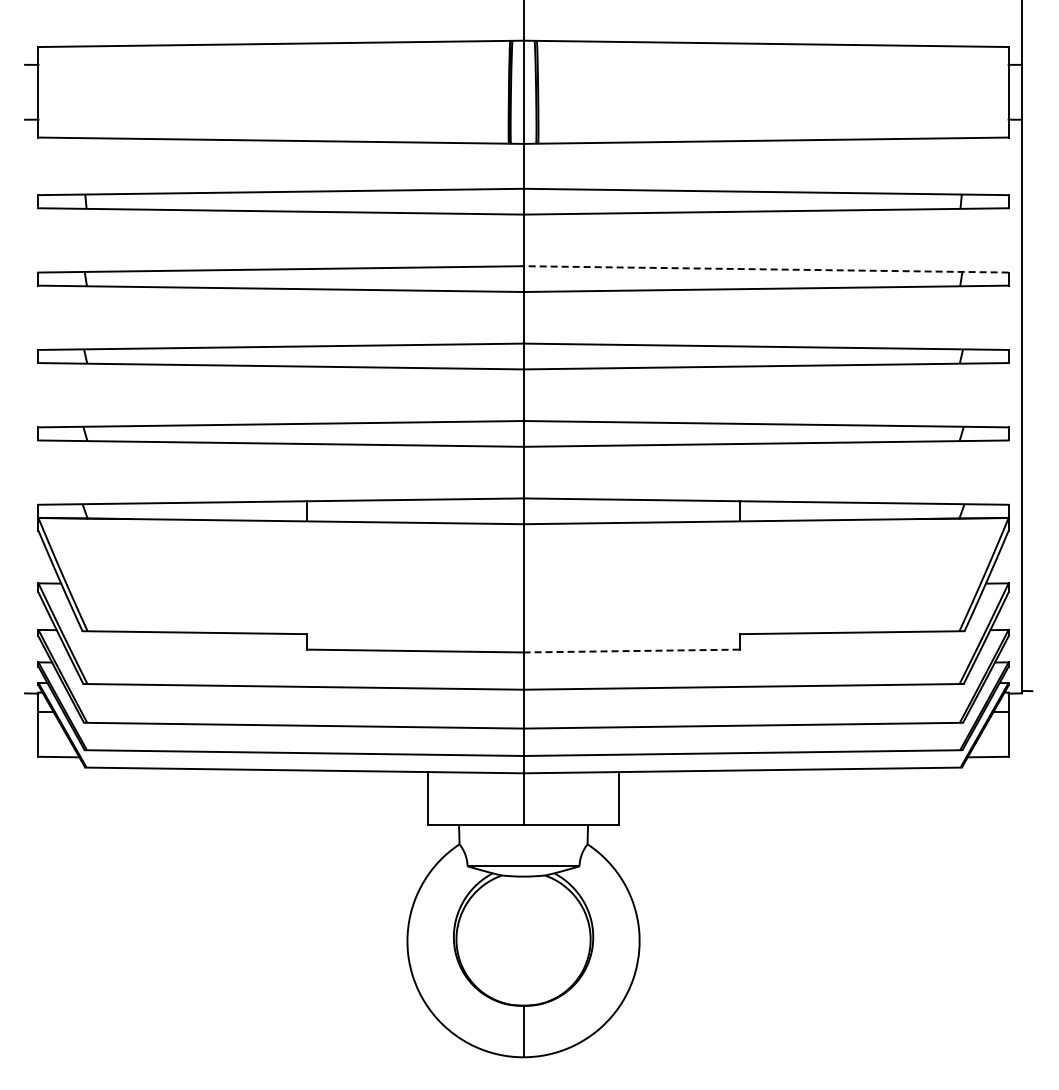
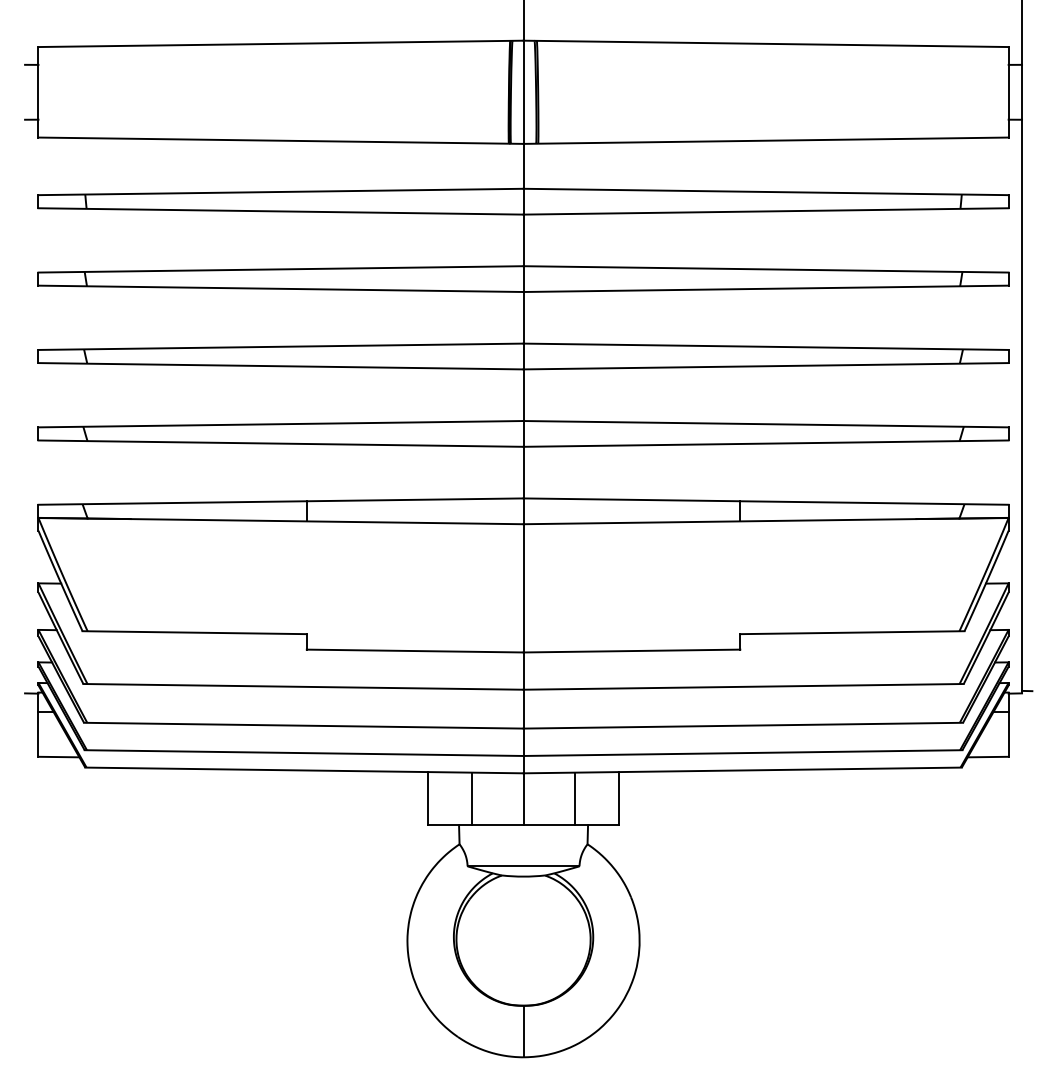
line: dashed -> solid (766, 269)
line: dashed -> solid (632, 651)
line: none -> present (471, 798)
line: none -> present (575, 798)
